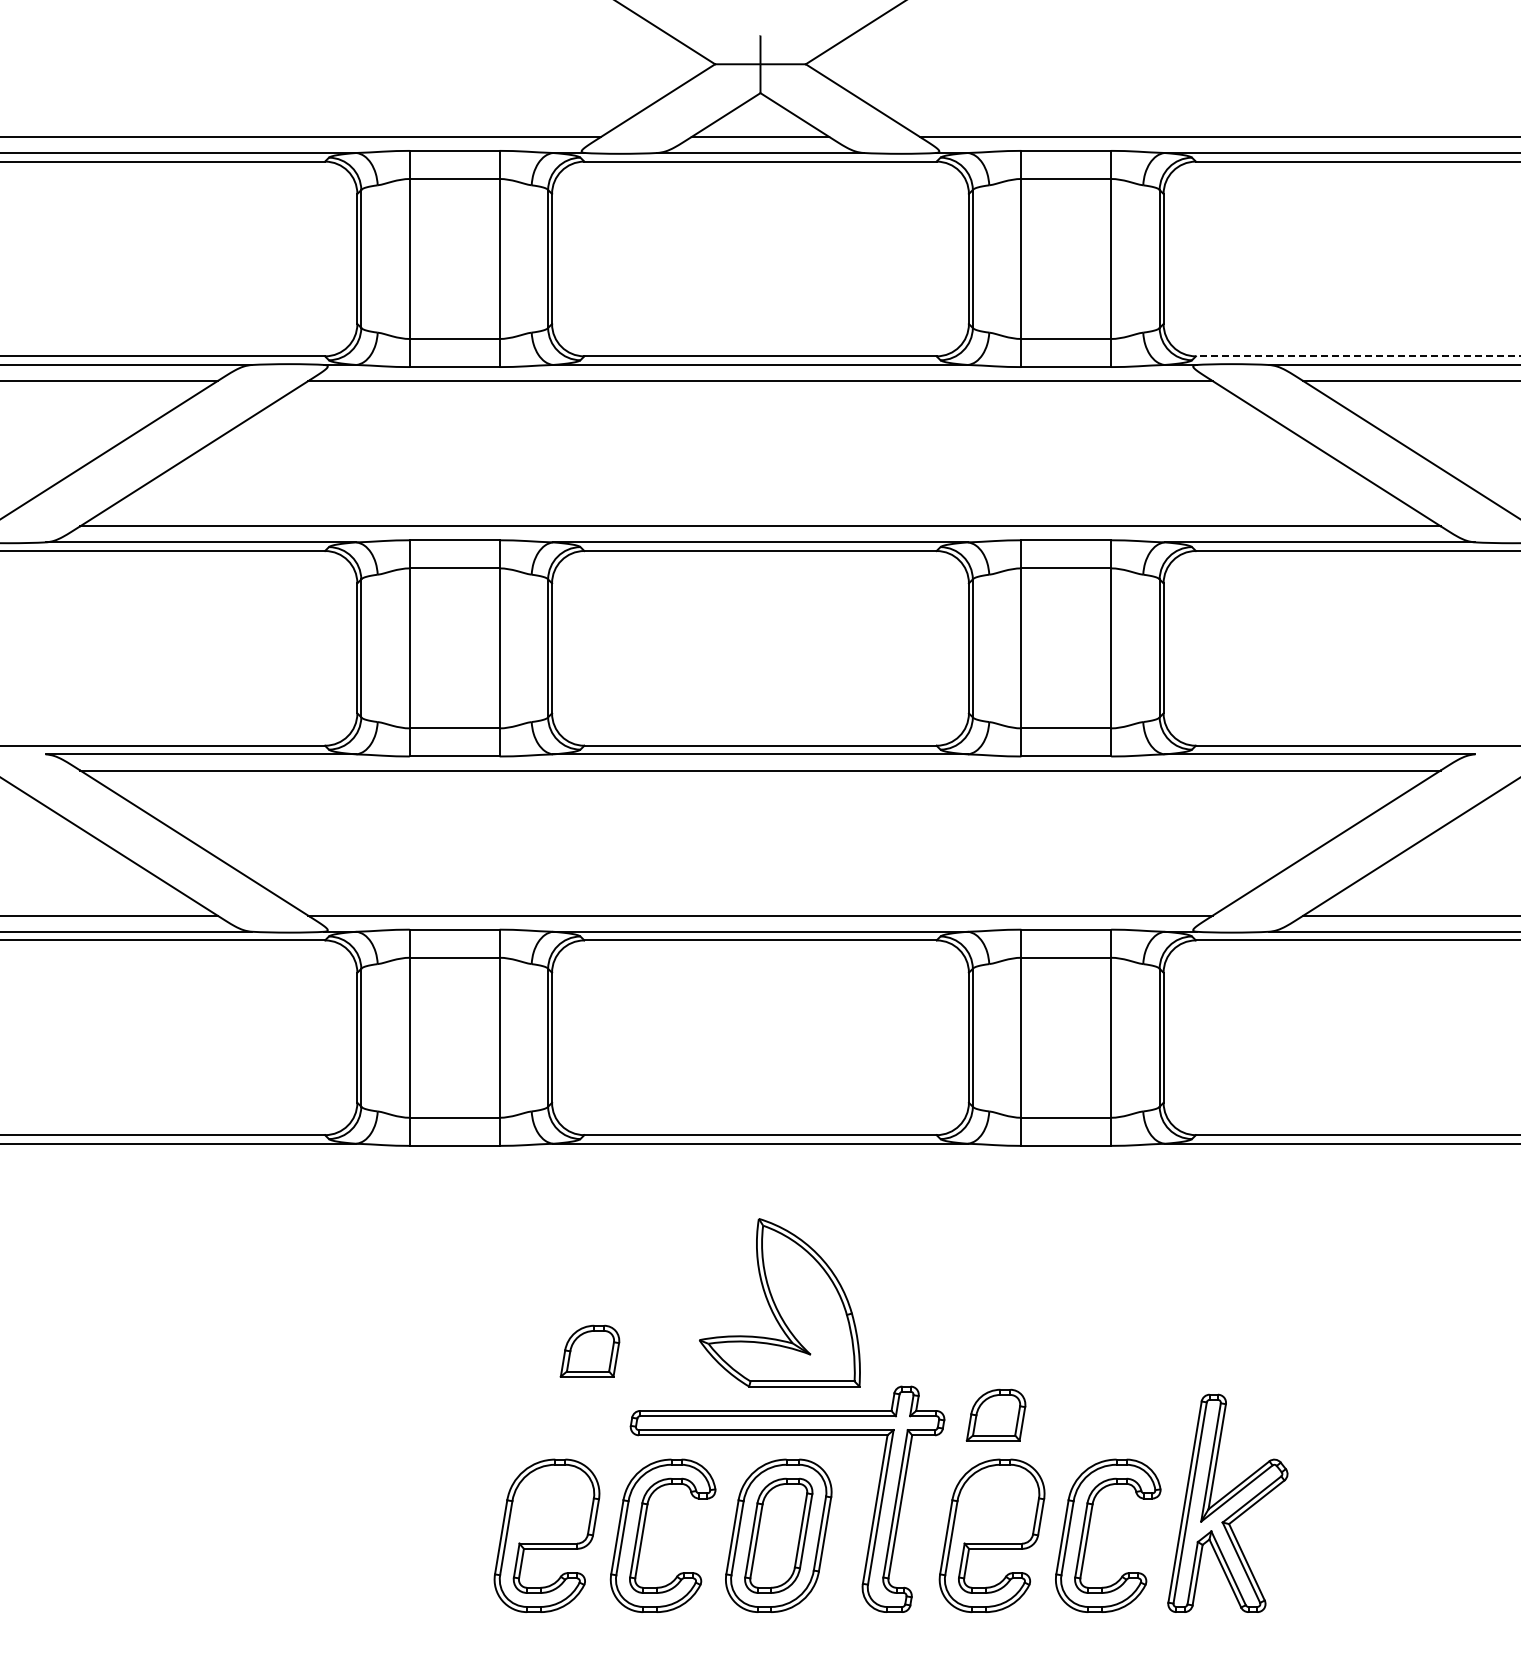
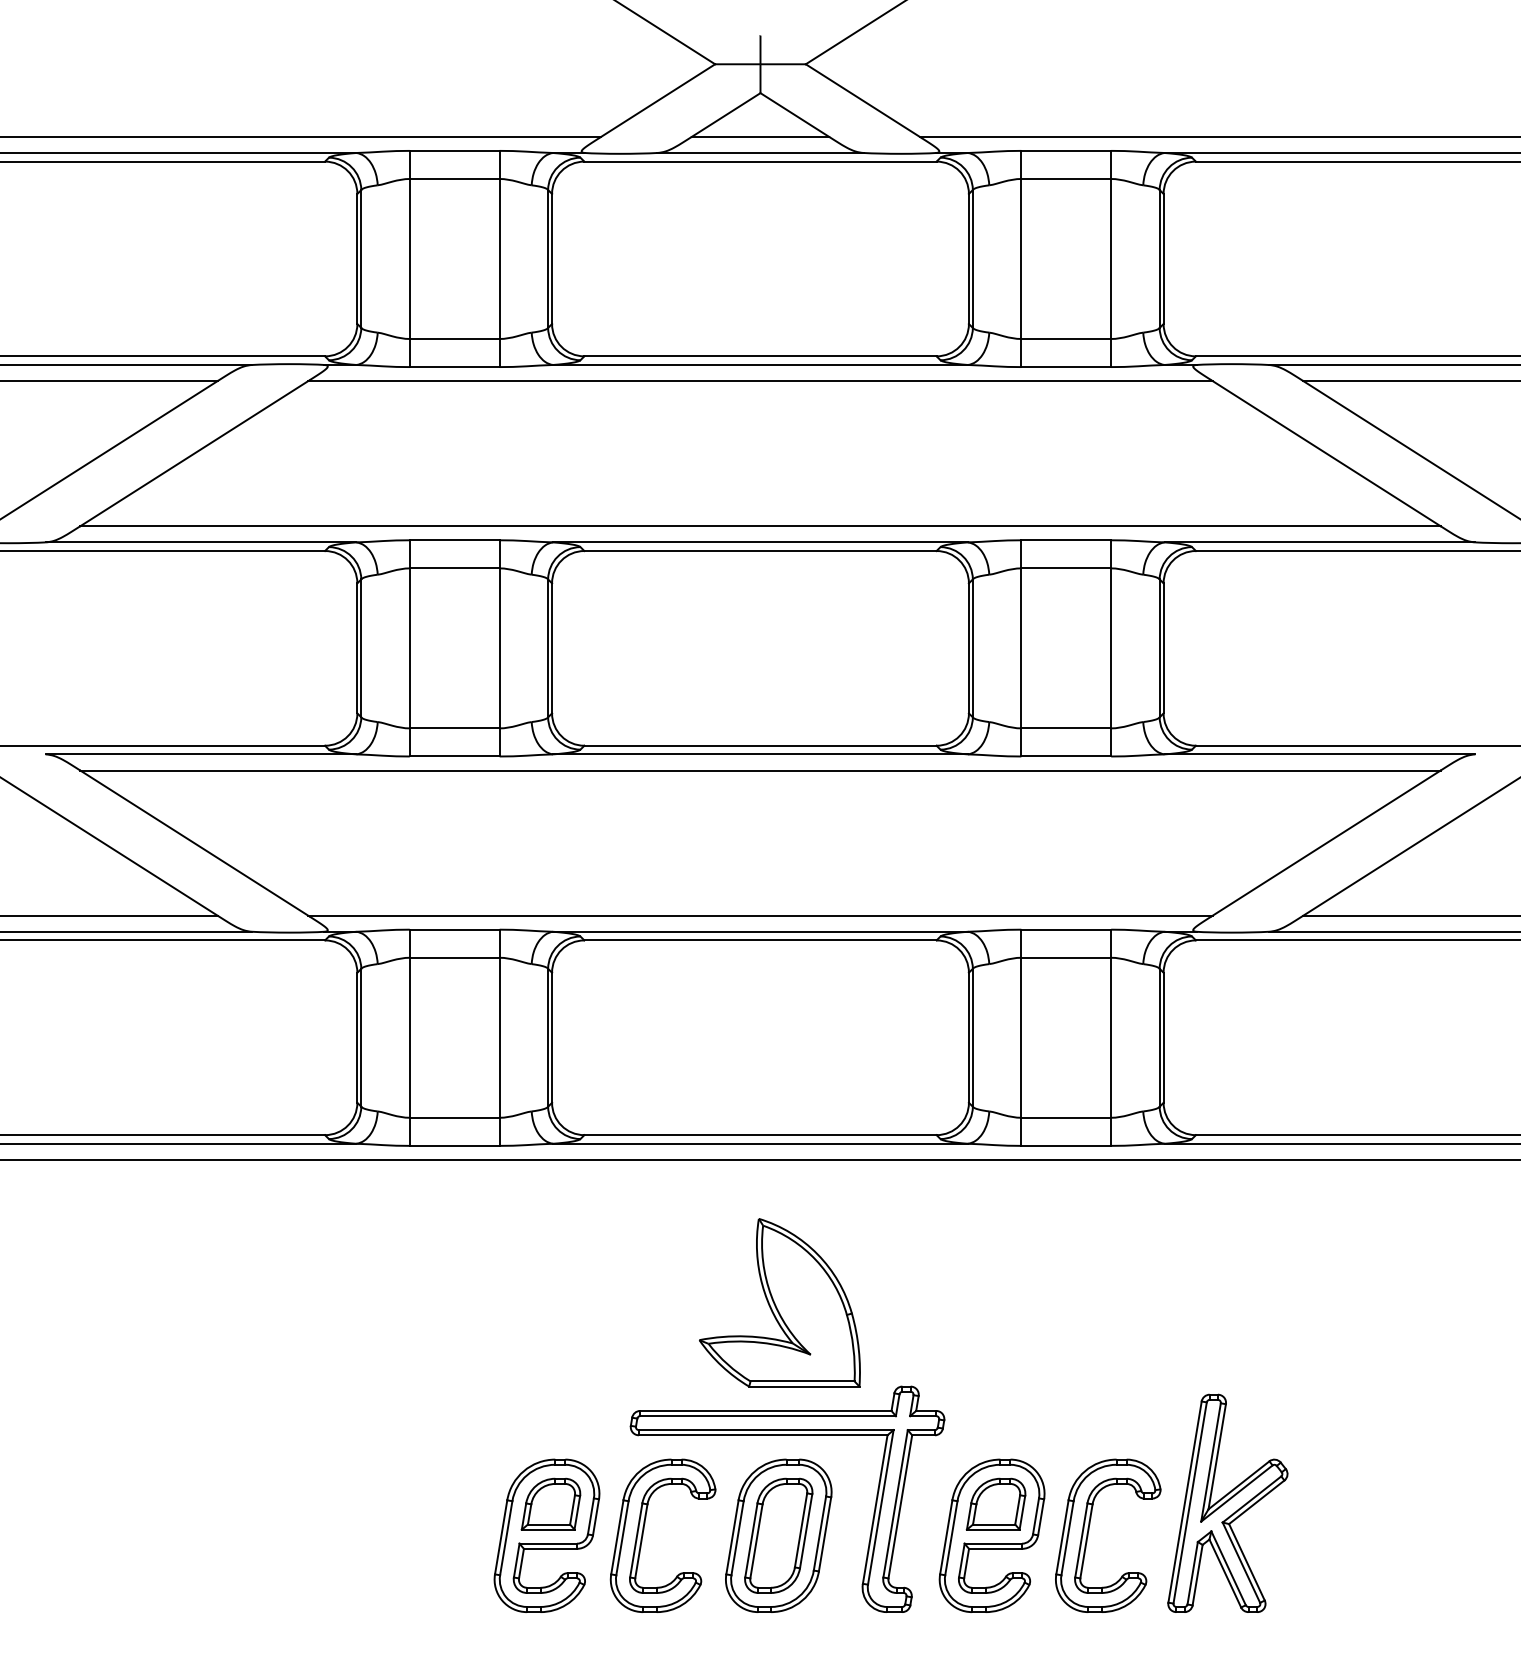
line: dashed -> solid (1357, 356)
line: none -> present (759, 1159)
part position: (589, 1350) -> (550, 1503) (550, 1503)
part position: (995, 1414) -> (995, 1503) (995, 1503)
